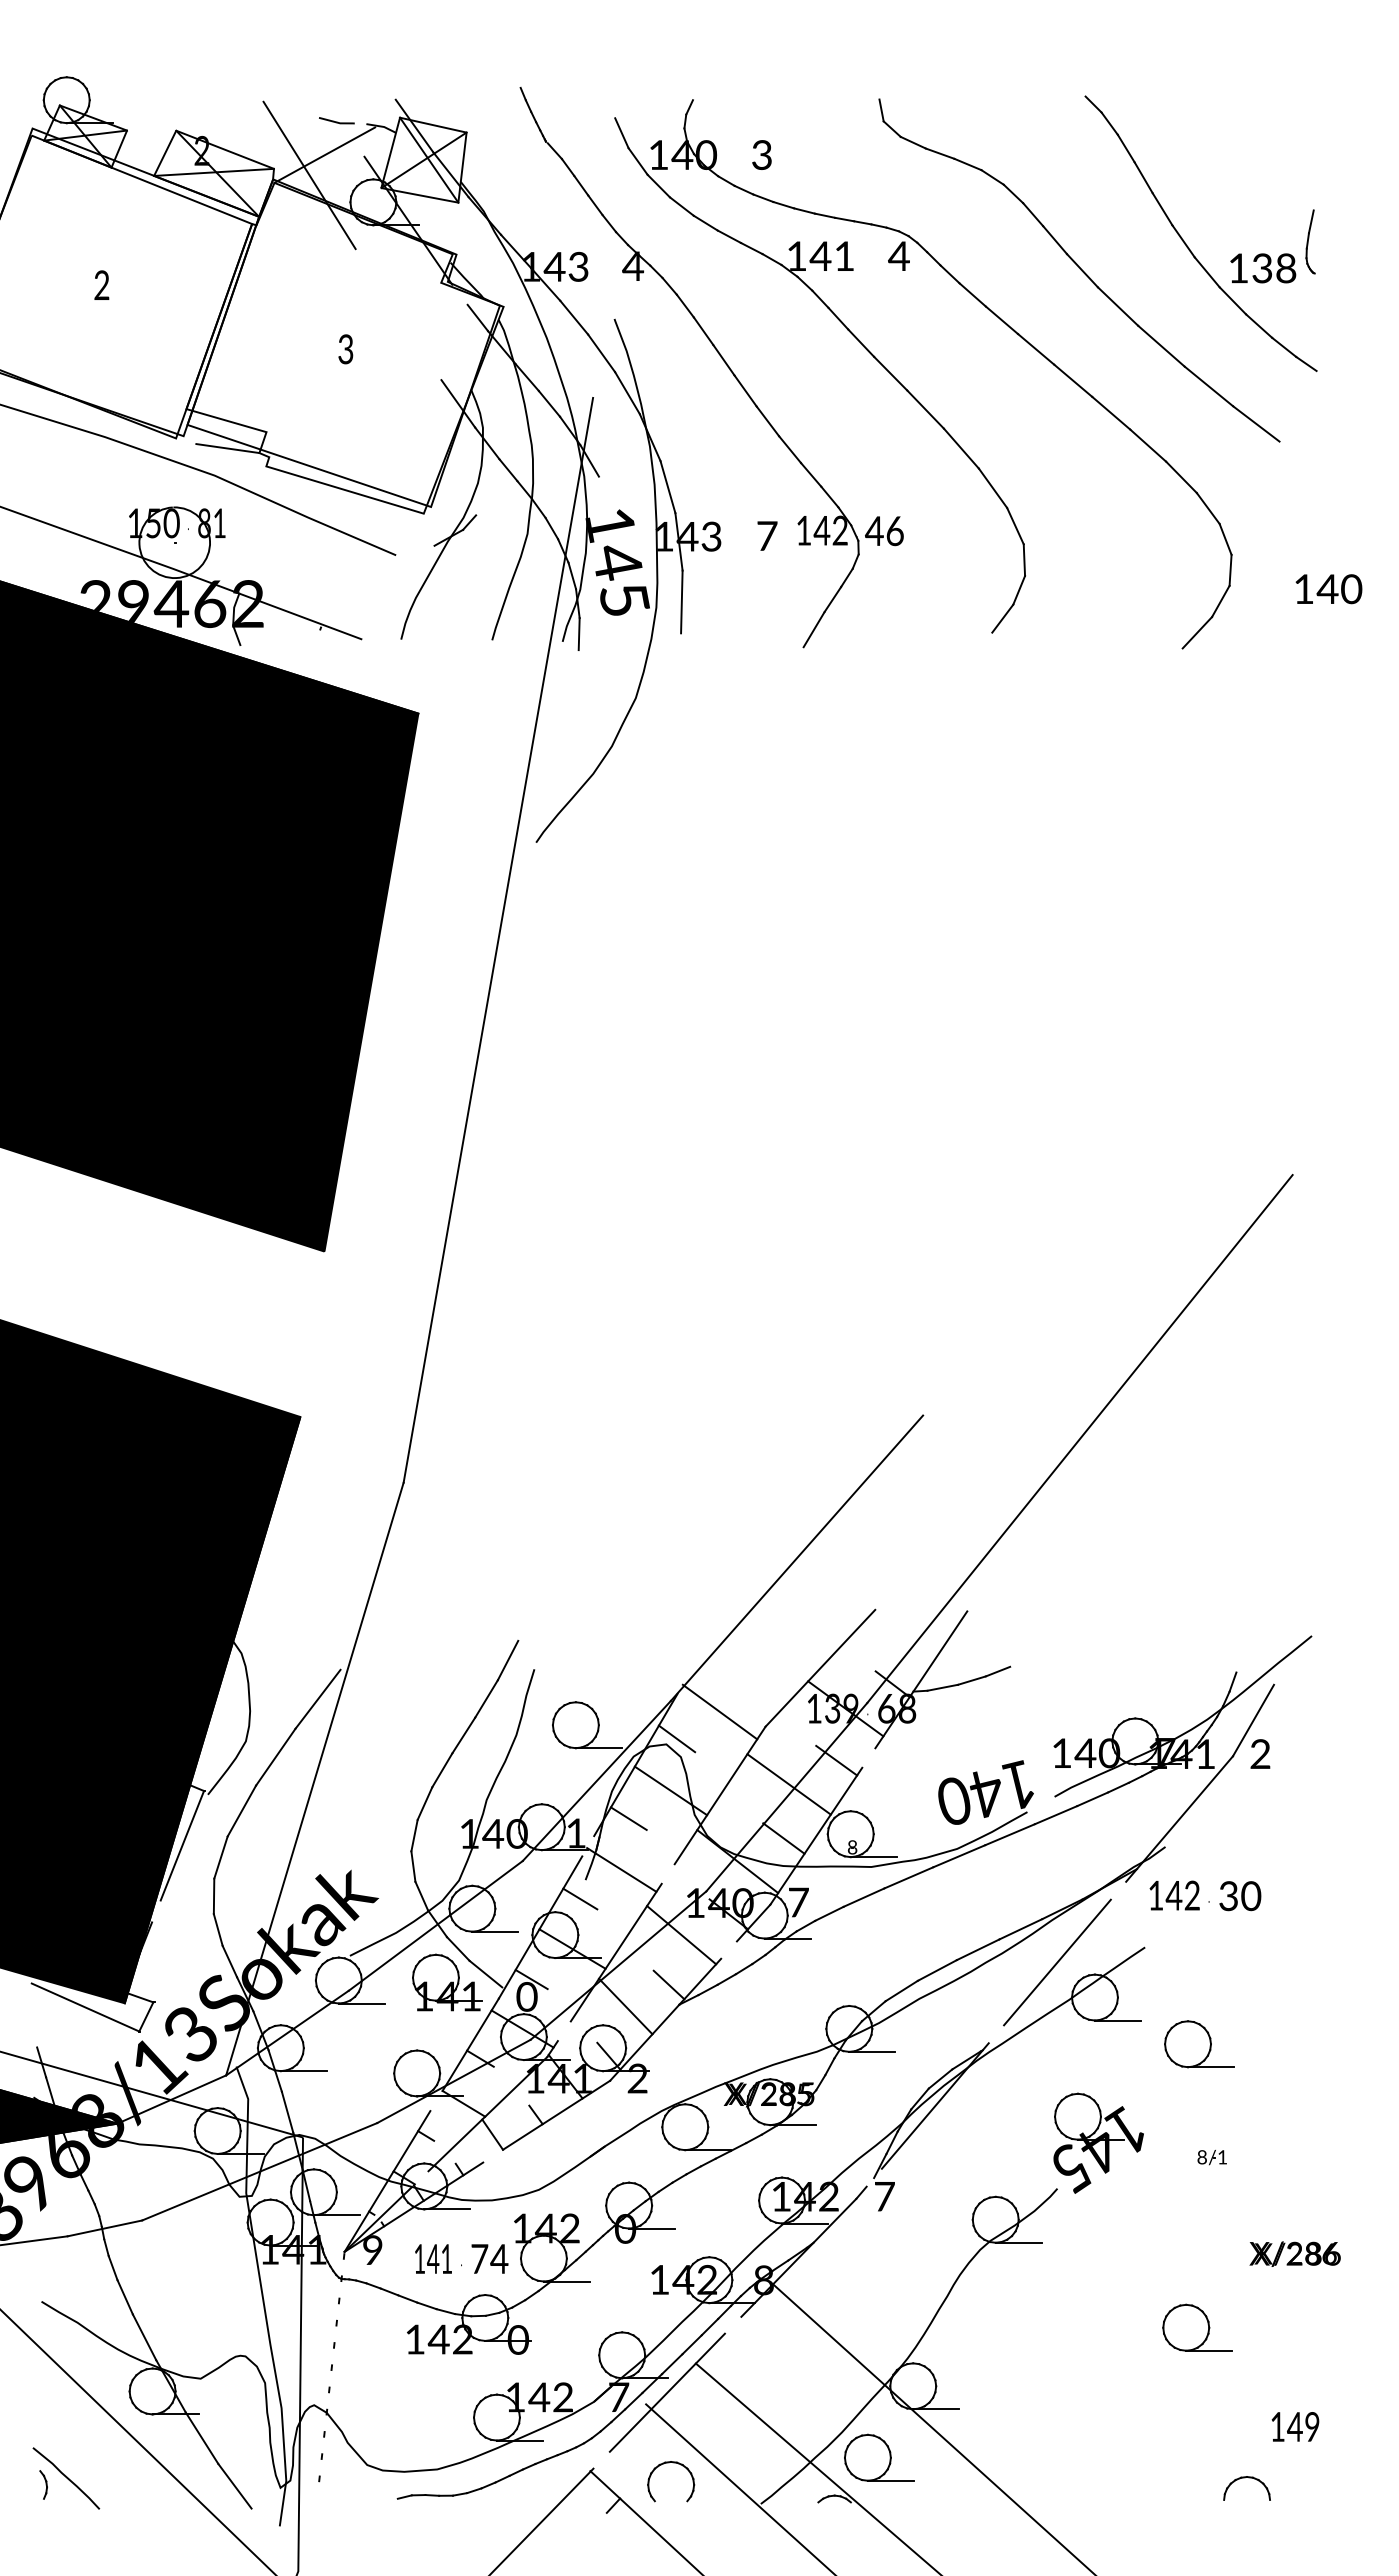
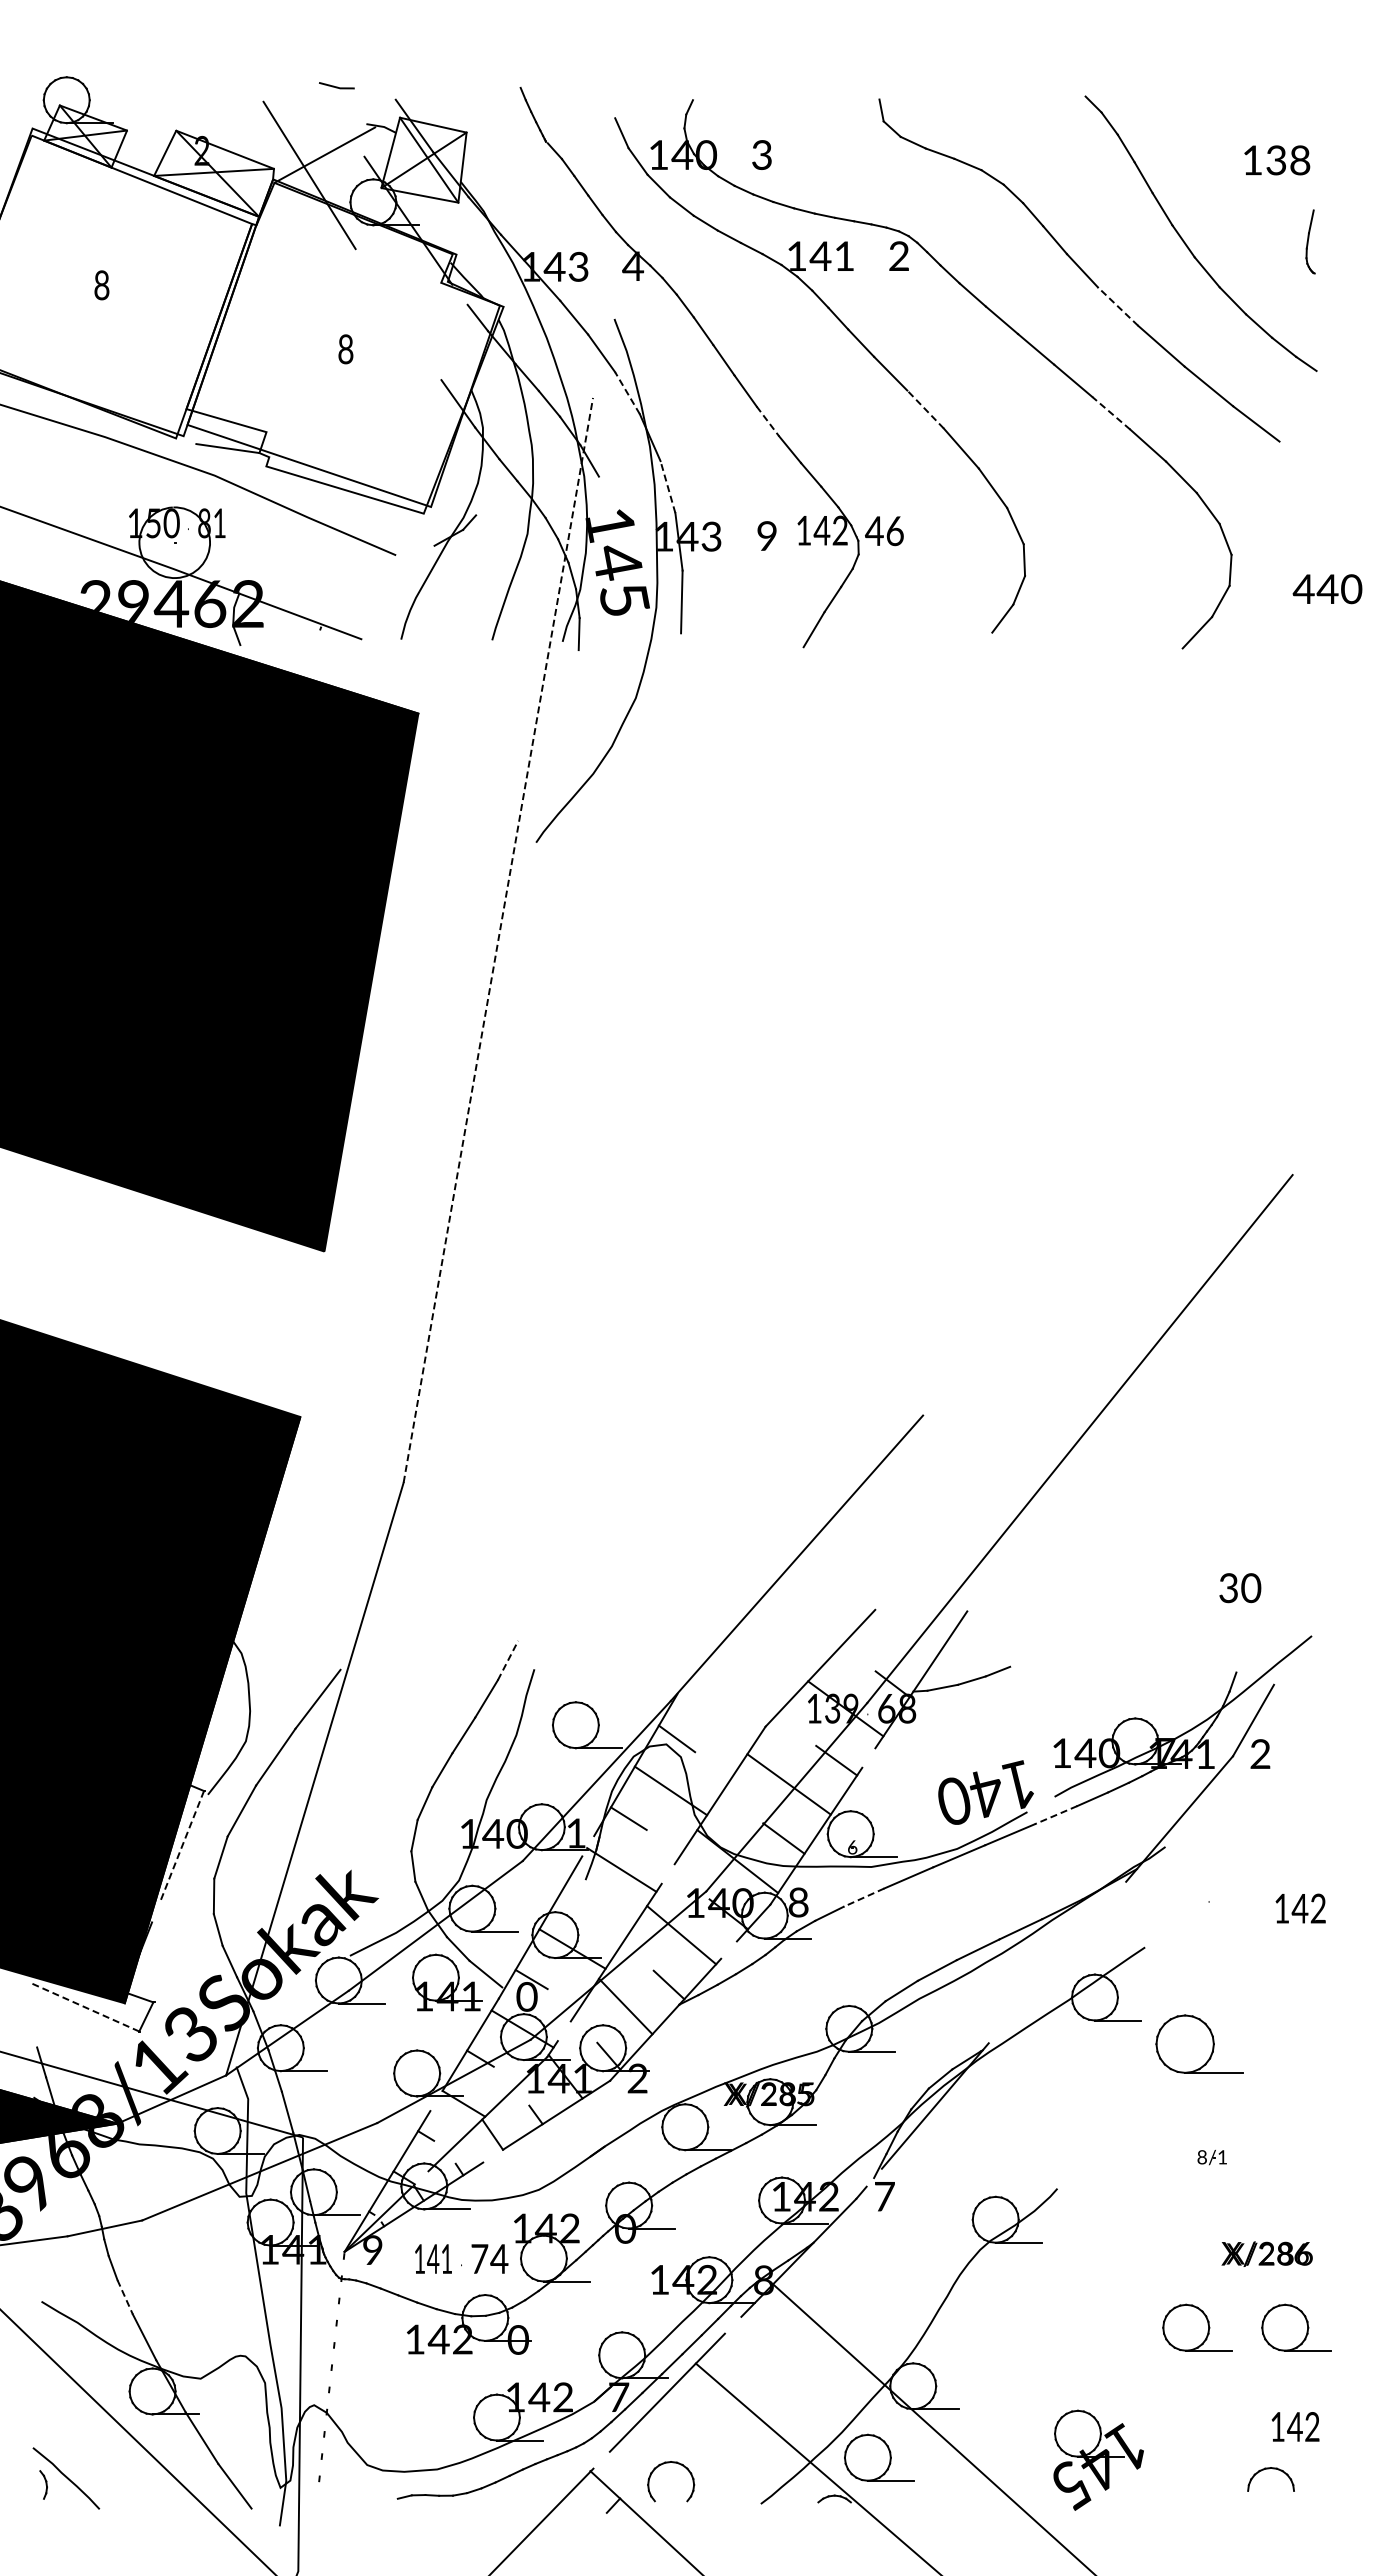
line position: (336, 121) -> (336, 86) (336, 86)
text: 4 -> 2 (898, 255)
text position: (1263, 268) -> (1277, 160) (1277, 160)
text: 2 -> 8 (101, 285)
line: solid -> dashed (1118, 306)
text: 3 -> 8 (345, 348)
line: solid -> dashed (627, 392)
line: solid -> dashed (925, 409)
line: solid -> dashed (1110, 412)
line: solid -> dashed (767, 421)
line: solid -> dashed (667, 486)
text: 7 -> 9 (767, 535)
text: 140 -> 440 (1303, 588)
line: solid -> dashed (498, 940)
line: solid -> dashed (508, 1660)
line: present -> none (719, 1711)
line: solid -> dashed (1055, 1815)
line: solid -> dashed (182, 1845)
text: 8 -> 6 (852, 1846)
text position: (1174, 1895) -> (1300, 1908) (1300, 1908)
text position: (1240, 1896) -> (1240, 1588) (1240, 1588)
line: solid -> dashed (863, 1897)
line: present -> none (580, 1898)
text: 7 -> 8 (798, 1902)
line: present -> none (1057, 1962)
line: solid -> dashed (85, 2007)
part size: 71x49 px -> 89x60 px (1199, 2043)
part position: (1098, 2142) -> (1098, 2459) (1098, 2459)
text position: (1294, 2253) -> (1266, 2253) (1266, 2253)
line: solid -> dashed (125, 2297)
part: none -> present (1296, 2327)
text: 149 -> 142 (1312, 2426)
part position: (1245, 2478) -> (1269, 2469) (1269, 2469)
line: present -> none (739, 2488)
